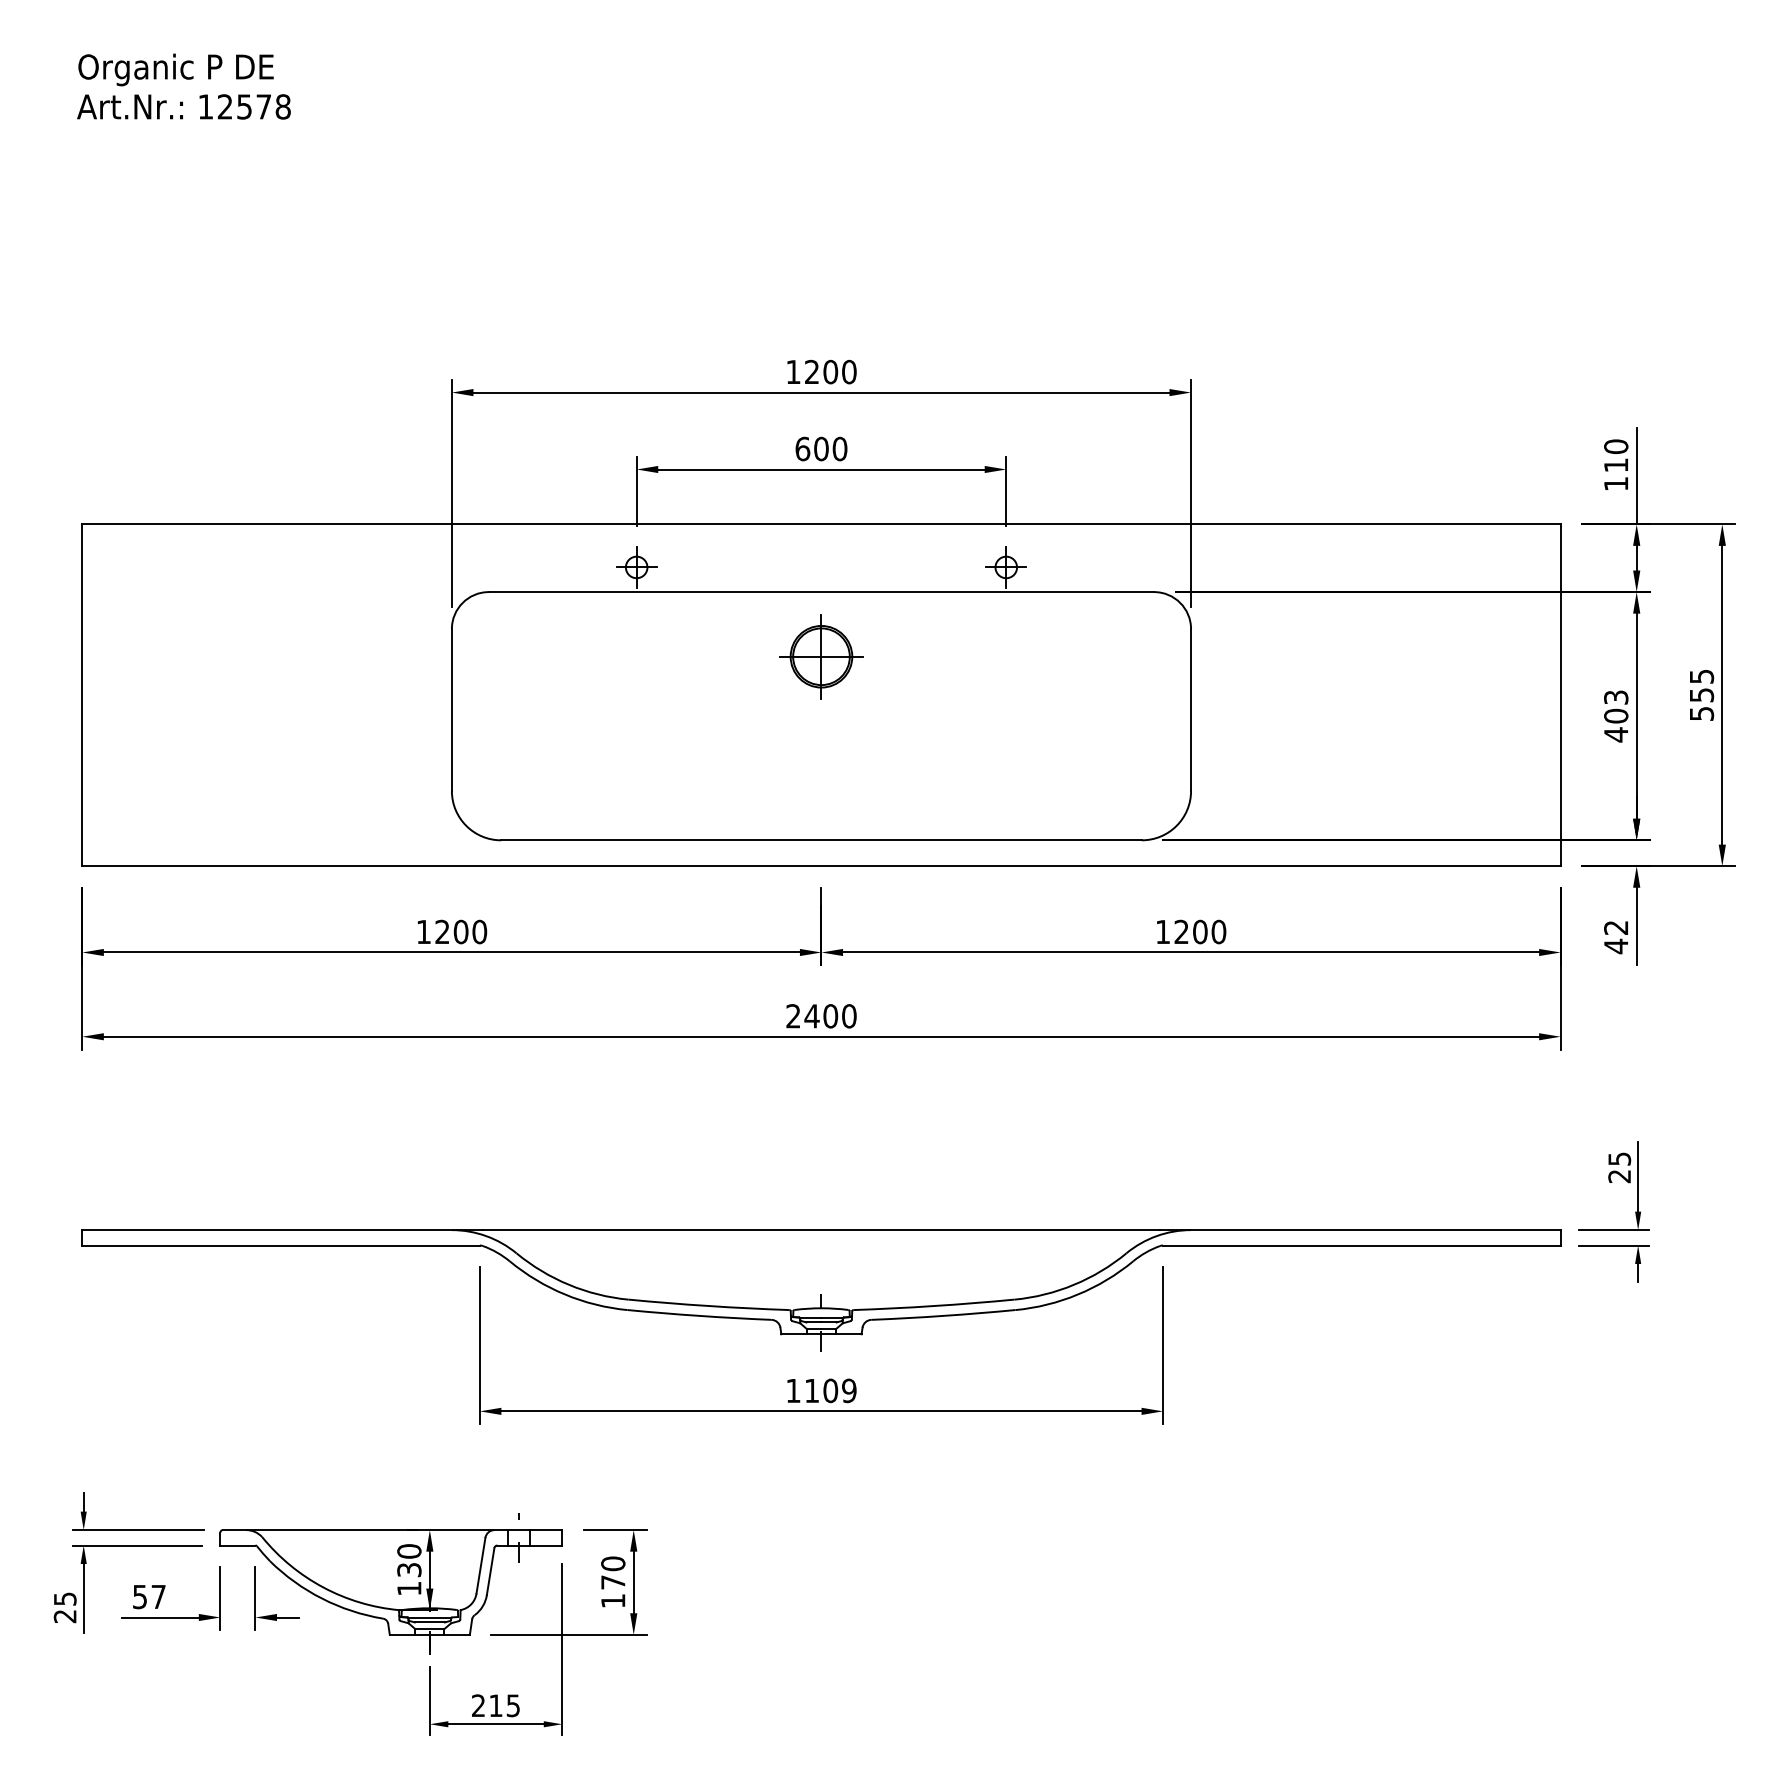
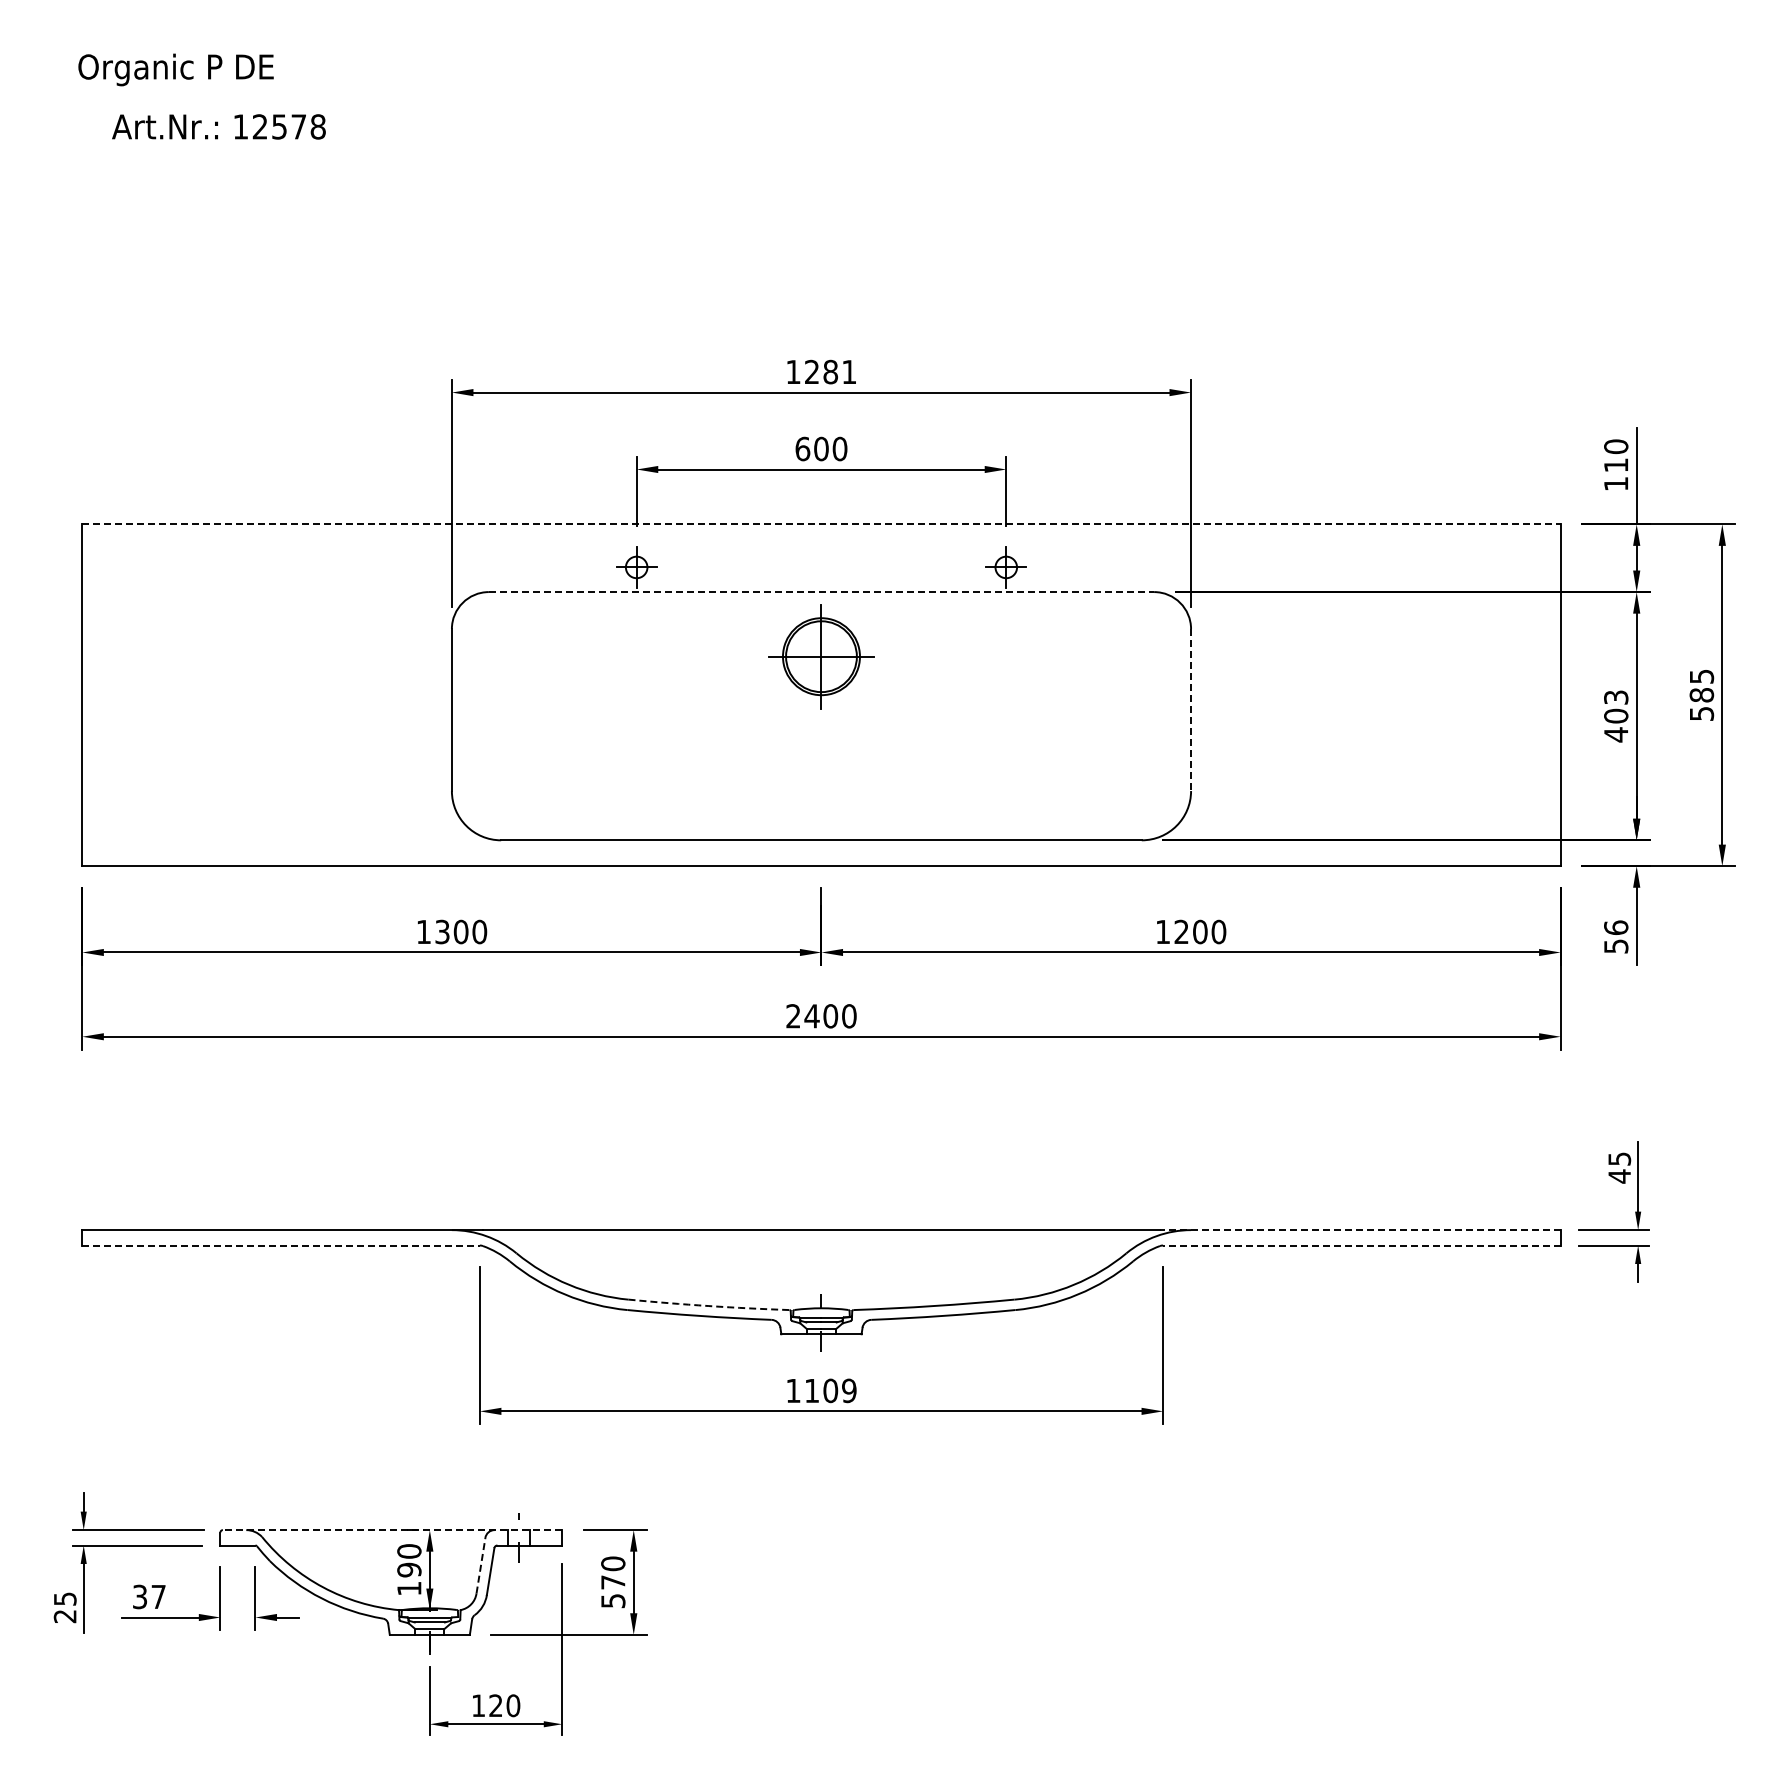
text position: (183, 106) -> (218, 126) (218, 126)
text: 1200 -> 1281 (839, 371)
line: solid -> dashed (821, 524)
line: solid -> dashed (821, 592)
part size: 85x86 px -> 107x106 px (821, 656)
text: 555 -> 585 (1701, 695)
line: solid -> dashed (1191, 710)
text: 1200 -> 1300 (442, 932)
text: 42 -> 56 (1616, 937)
text: 25 -> 45 (1619, 1176)
line: solid -> dashed (1359, 1230)
line: solid -> dashed (281, 1245)
line: solid -> dashed (1361, 1245)
arc: solid -> dashed (708, 1306)
line: solid -> dashed (392, 1530)
line: solid -> dashed (481, 1565)
text: 130 -> 190 (409, 1569)
text: 57 -> 37 (139, 1596)
text: 170 -> 570 (613, 1601)
text: 215 -> 120 (496, 1705)
